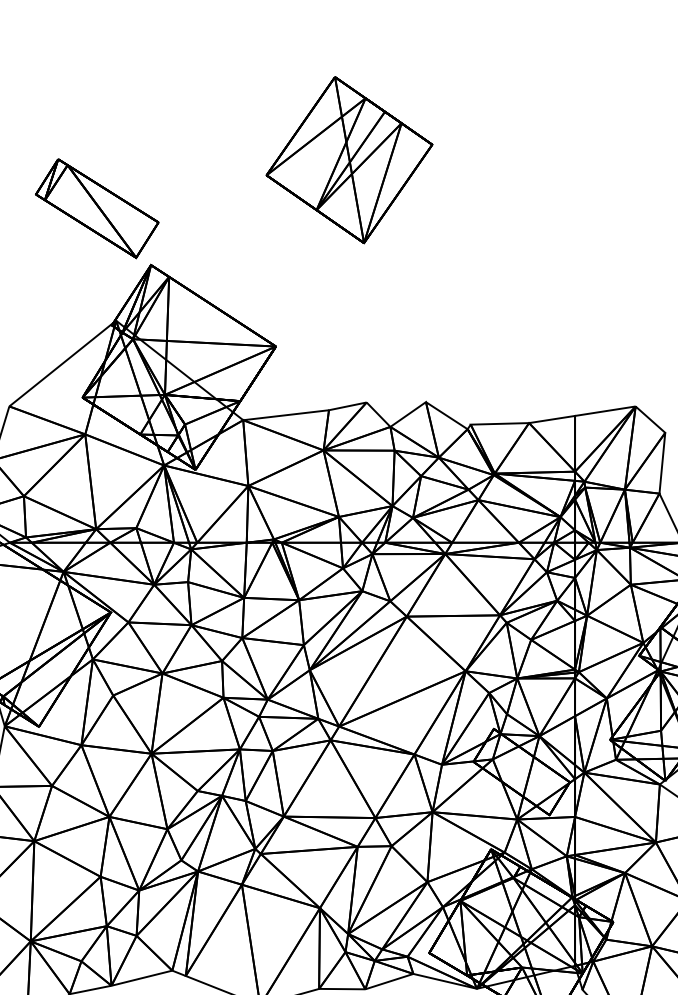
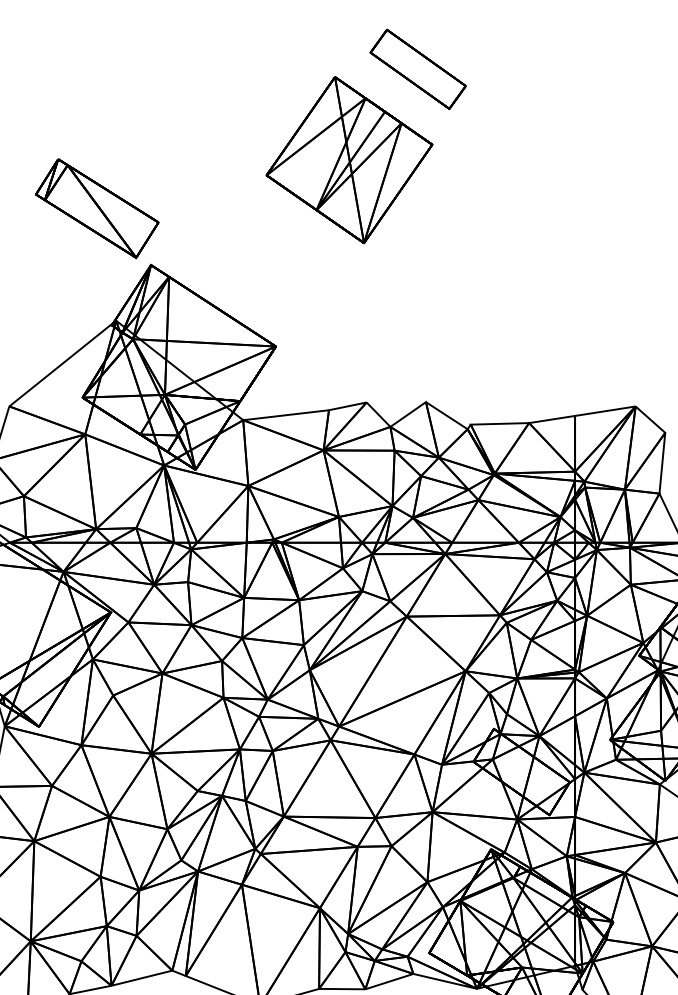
part: none -> present (417, 68)
